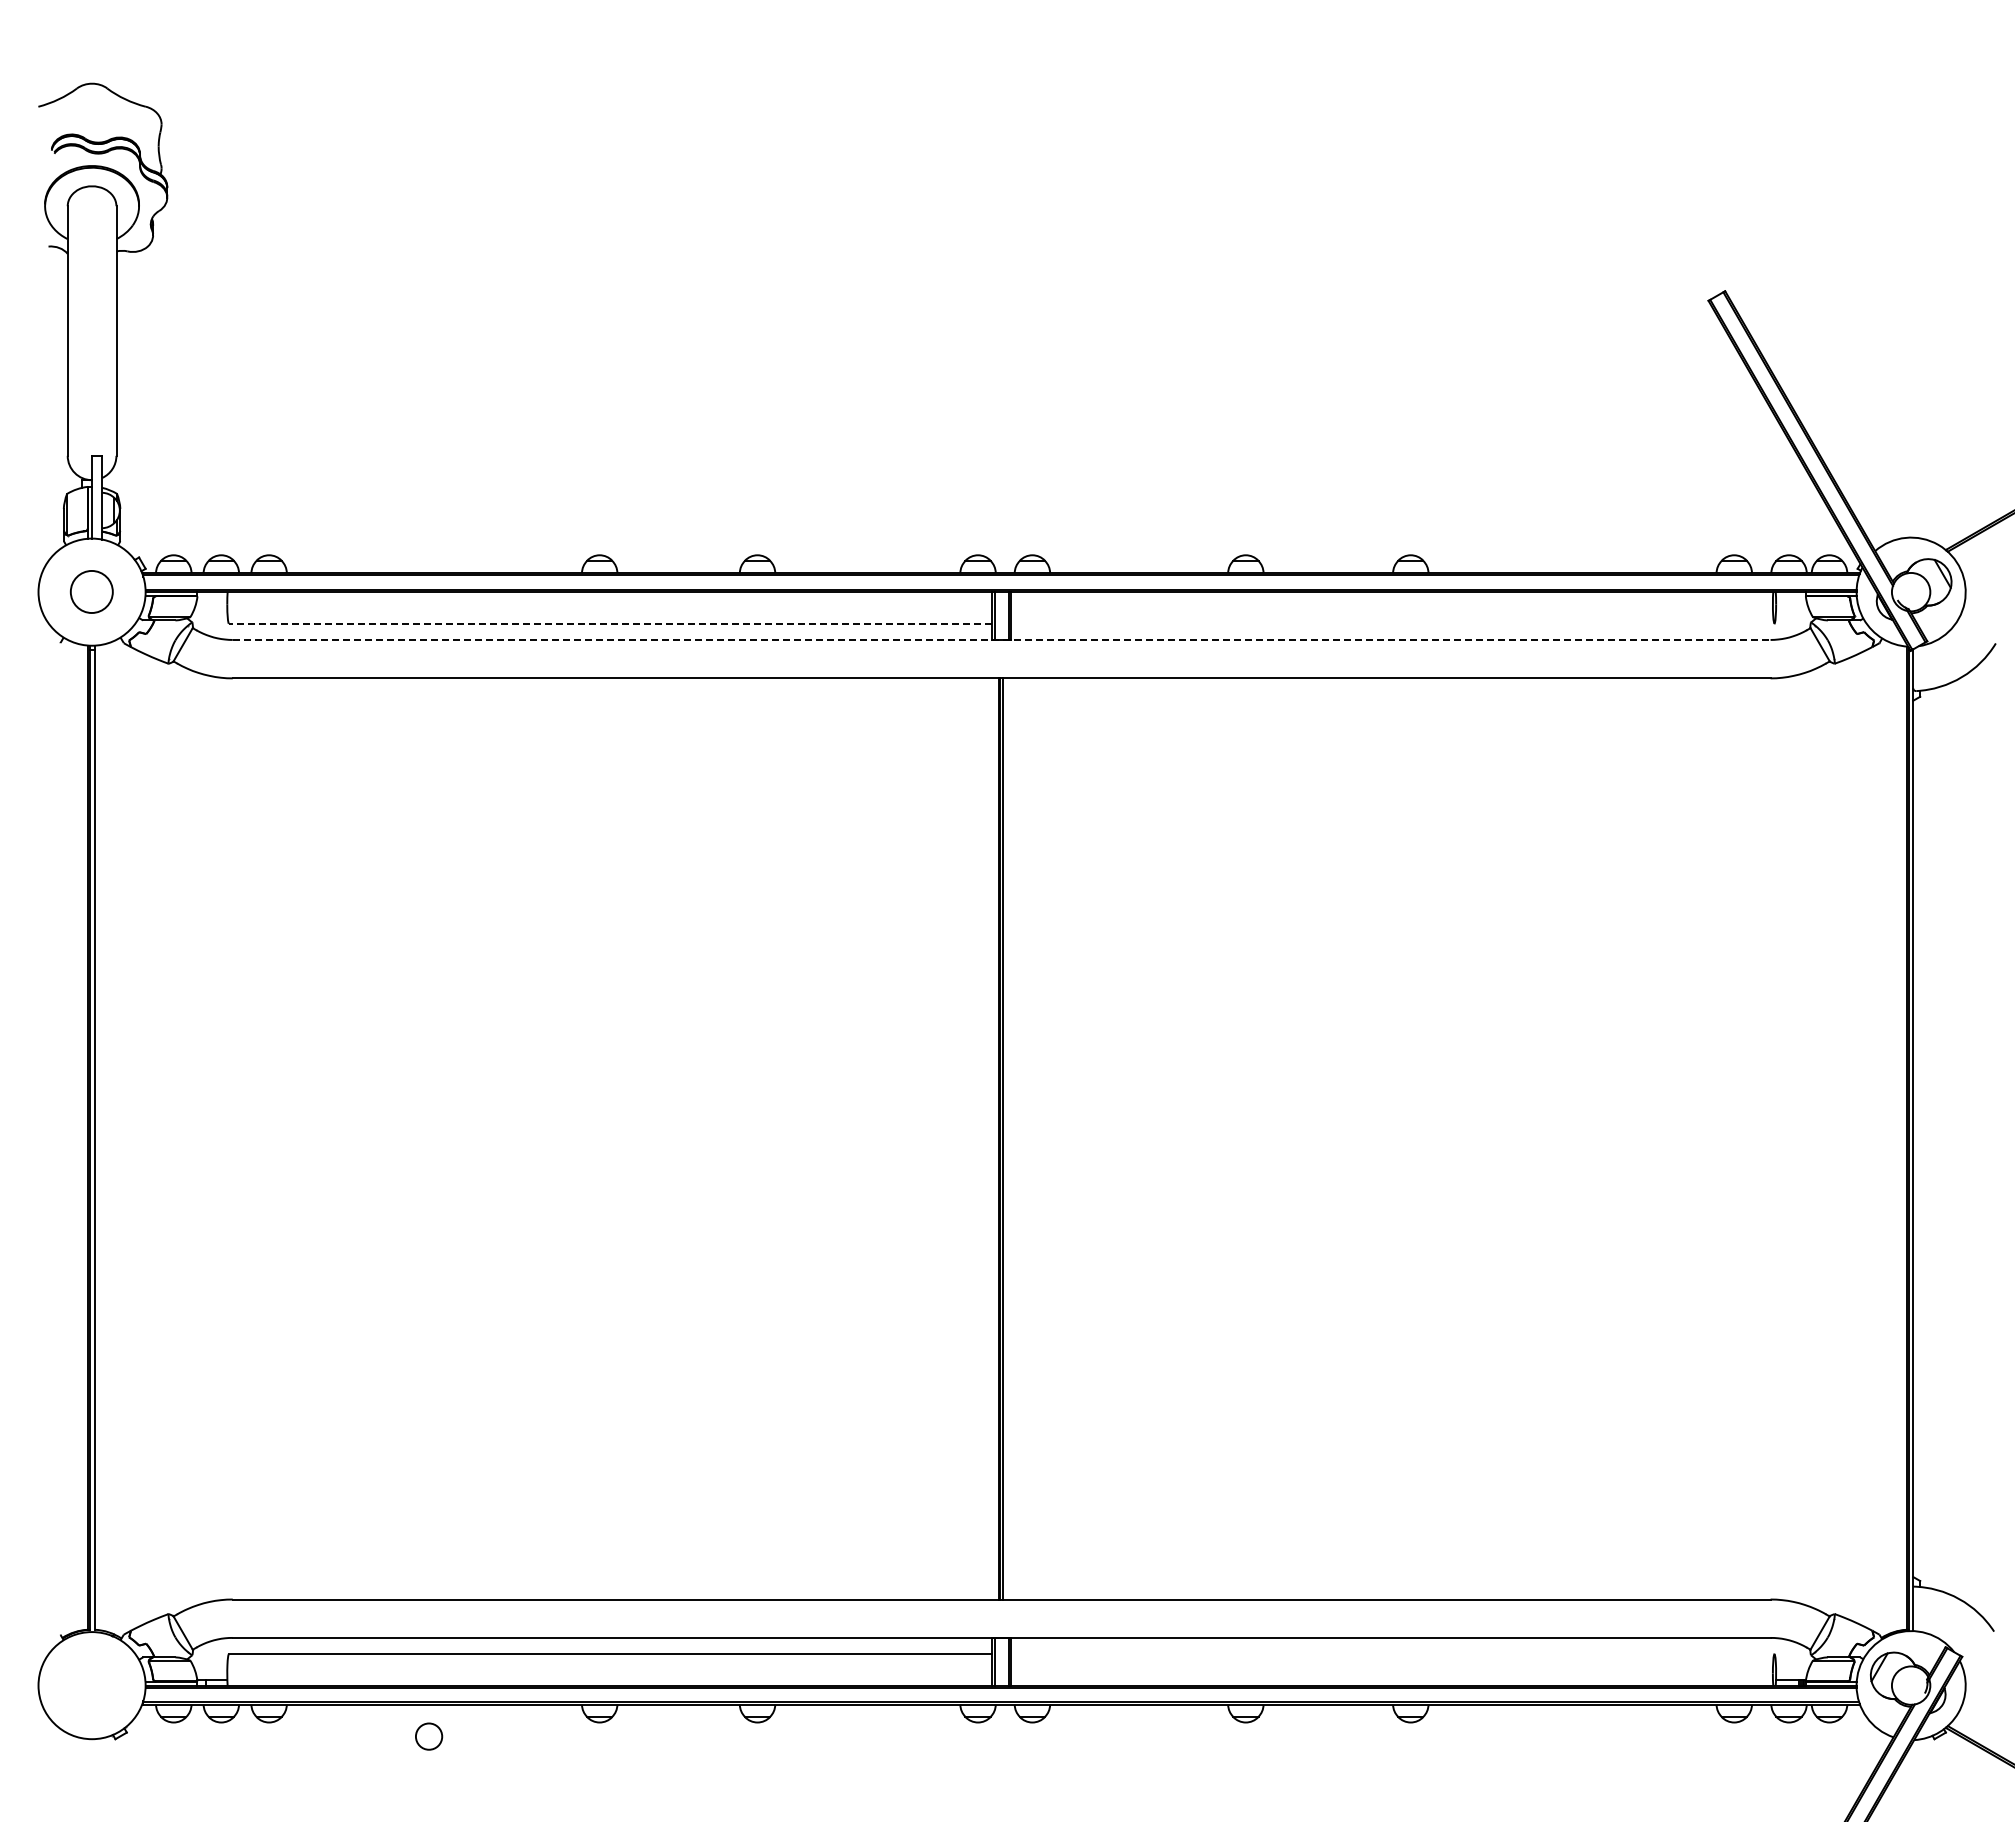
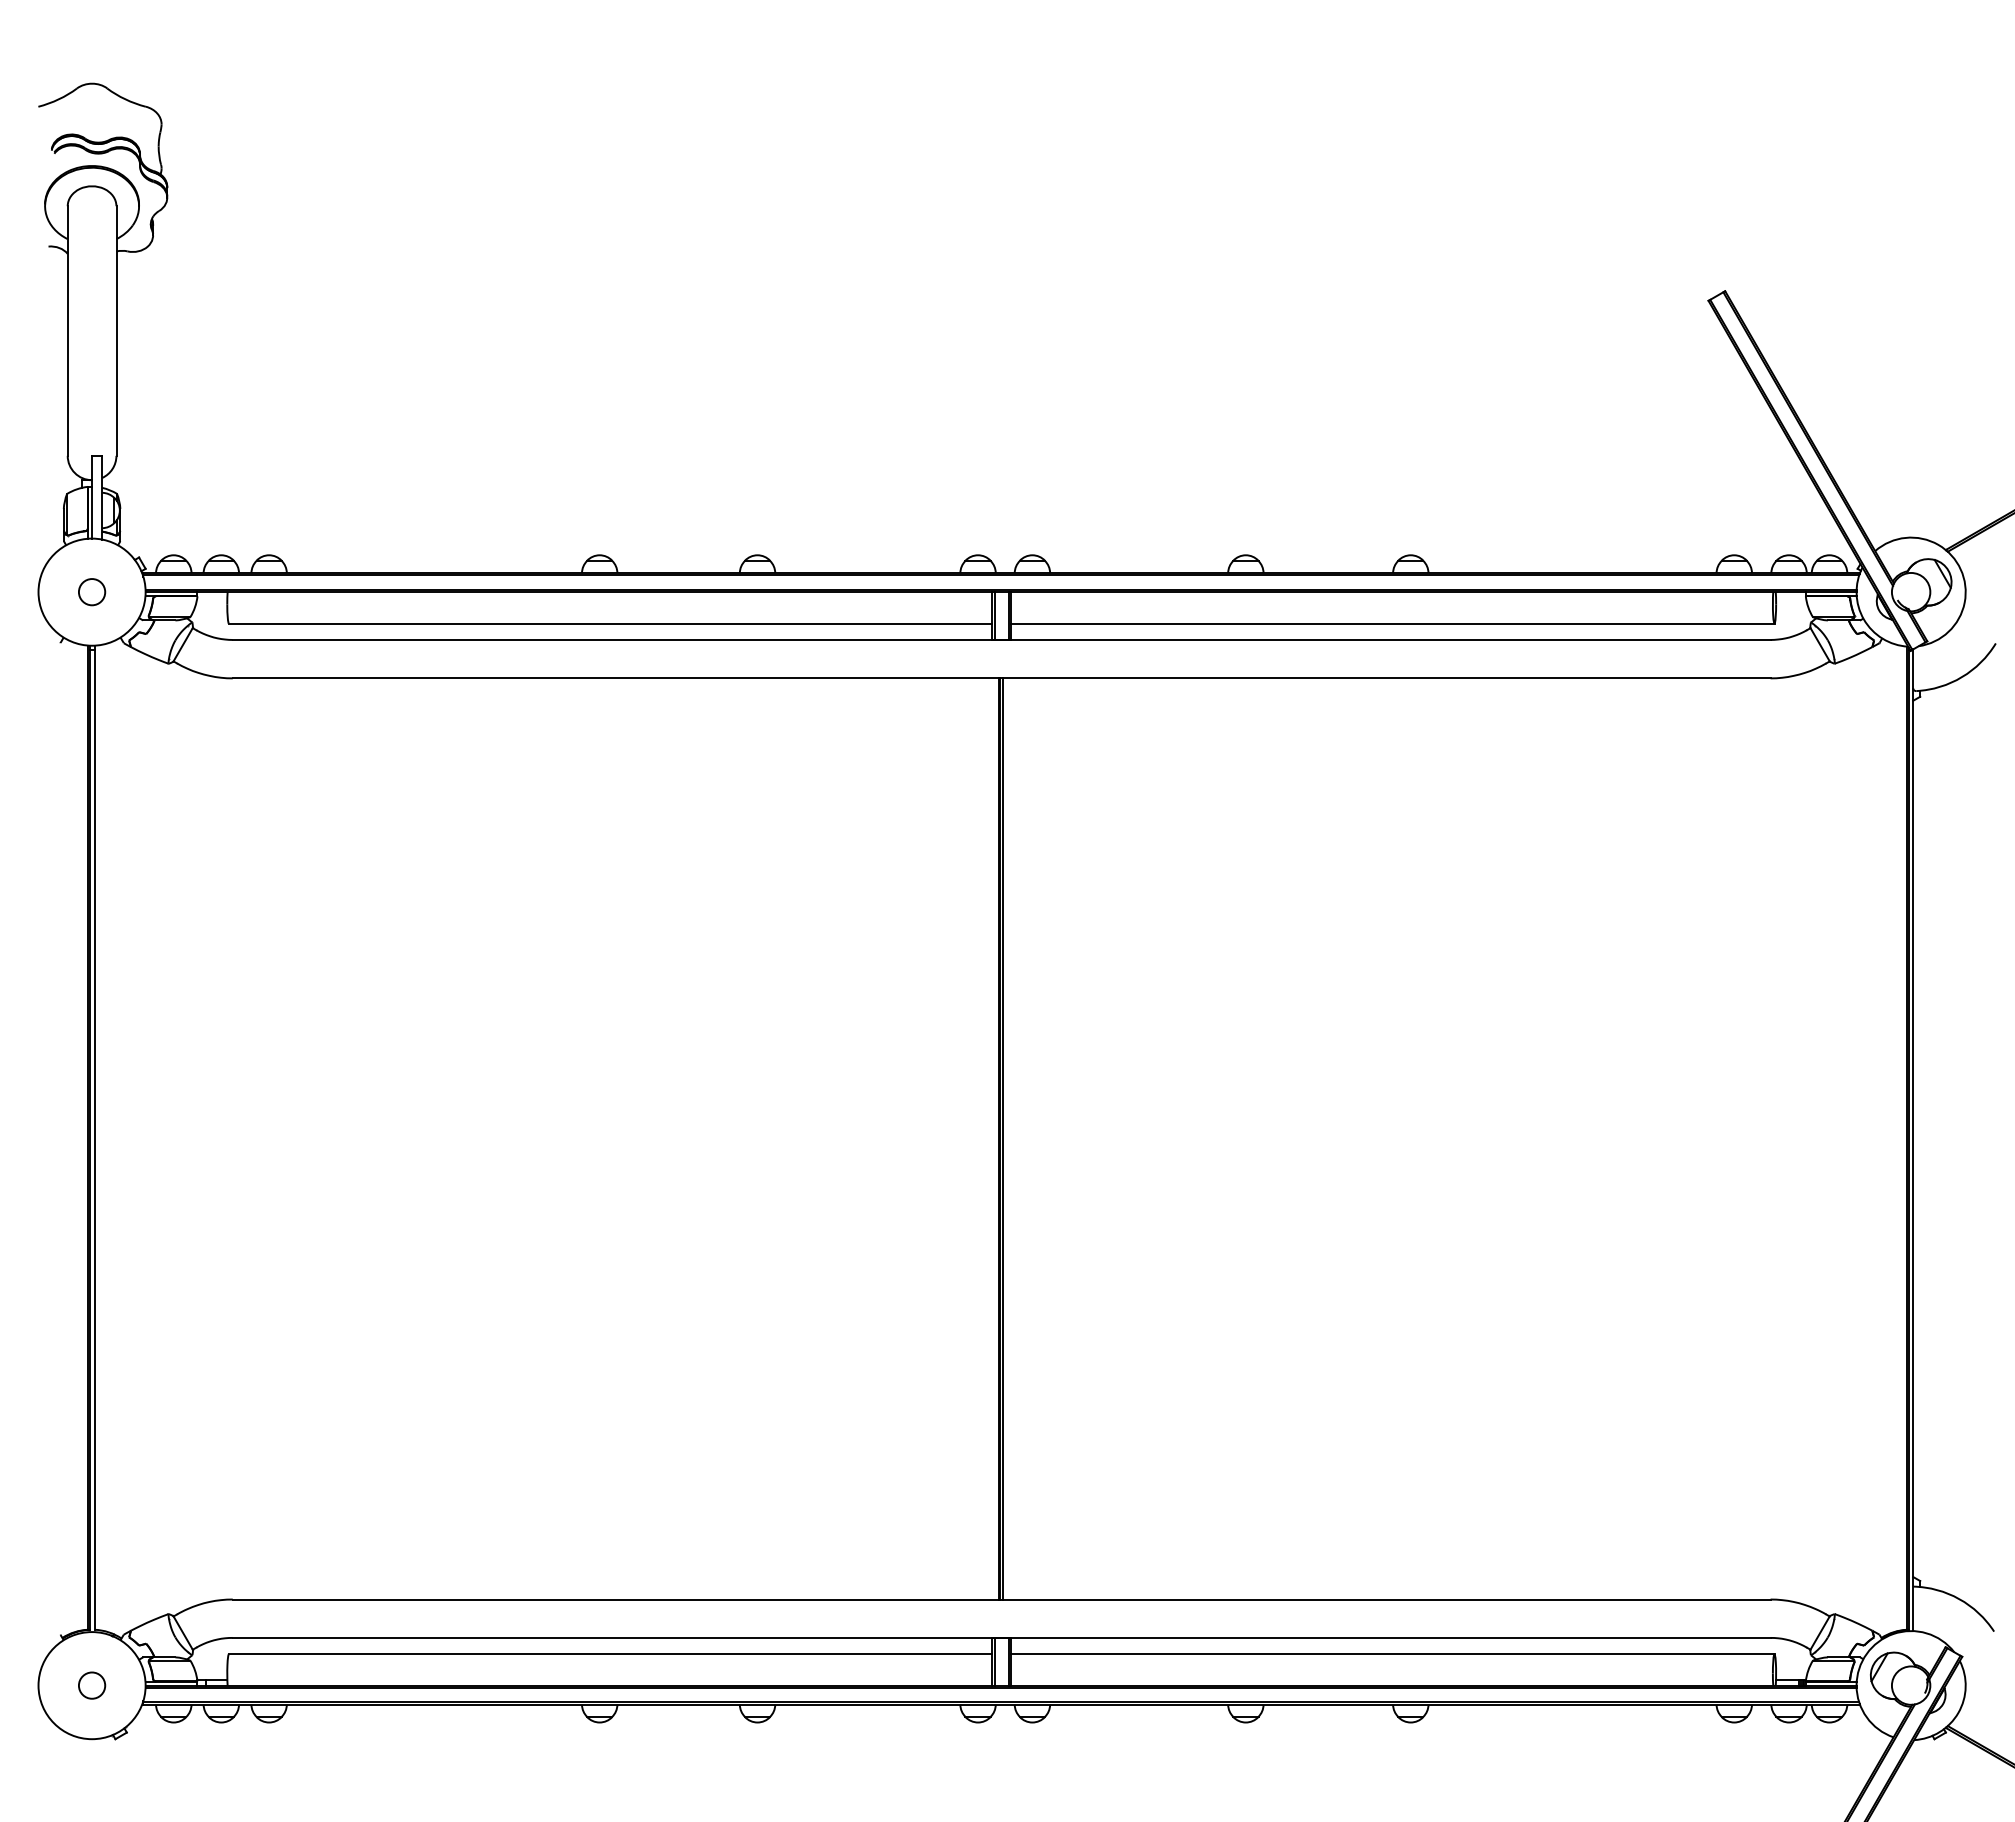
circle size: 45x44 px -> 29x29 px (92, 592)
line: dashed -> solid (610, 623)
line: none -> present (1392, 623)
line: dashed -> solid (1001, 639)
line: none -> present (1392, 1654)
circle position: (429, 1736) -> (92, 1685) (92, 1685)
